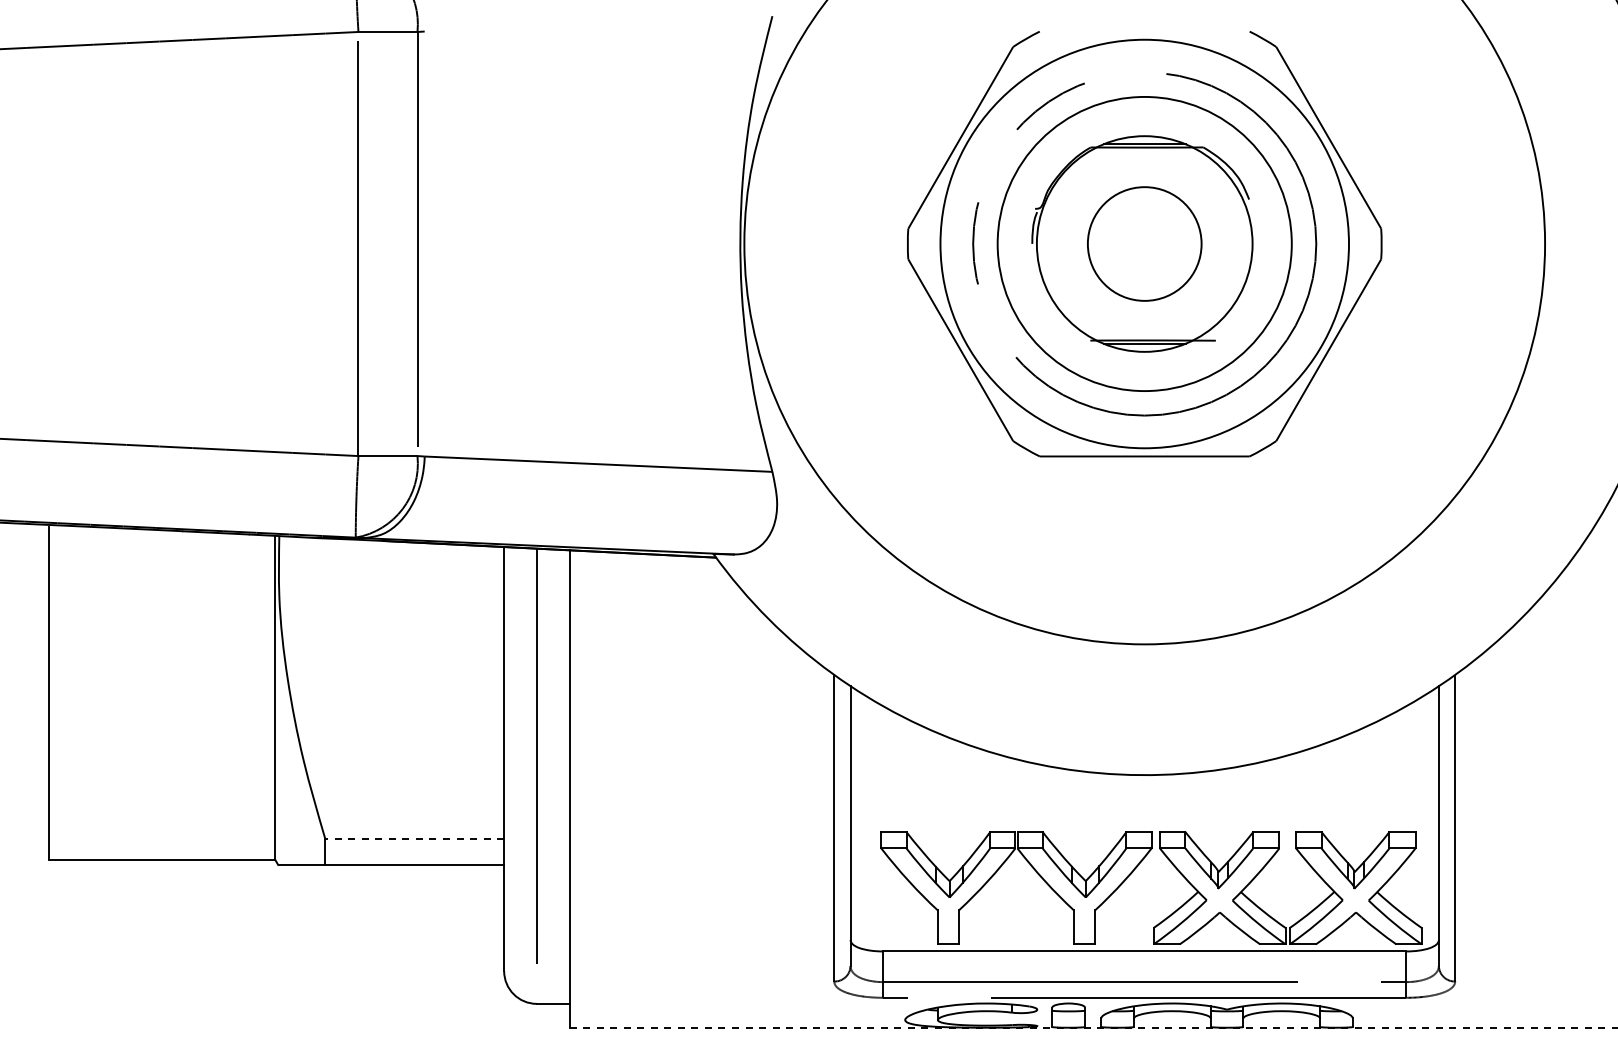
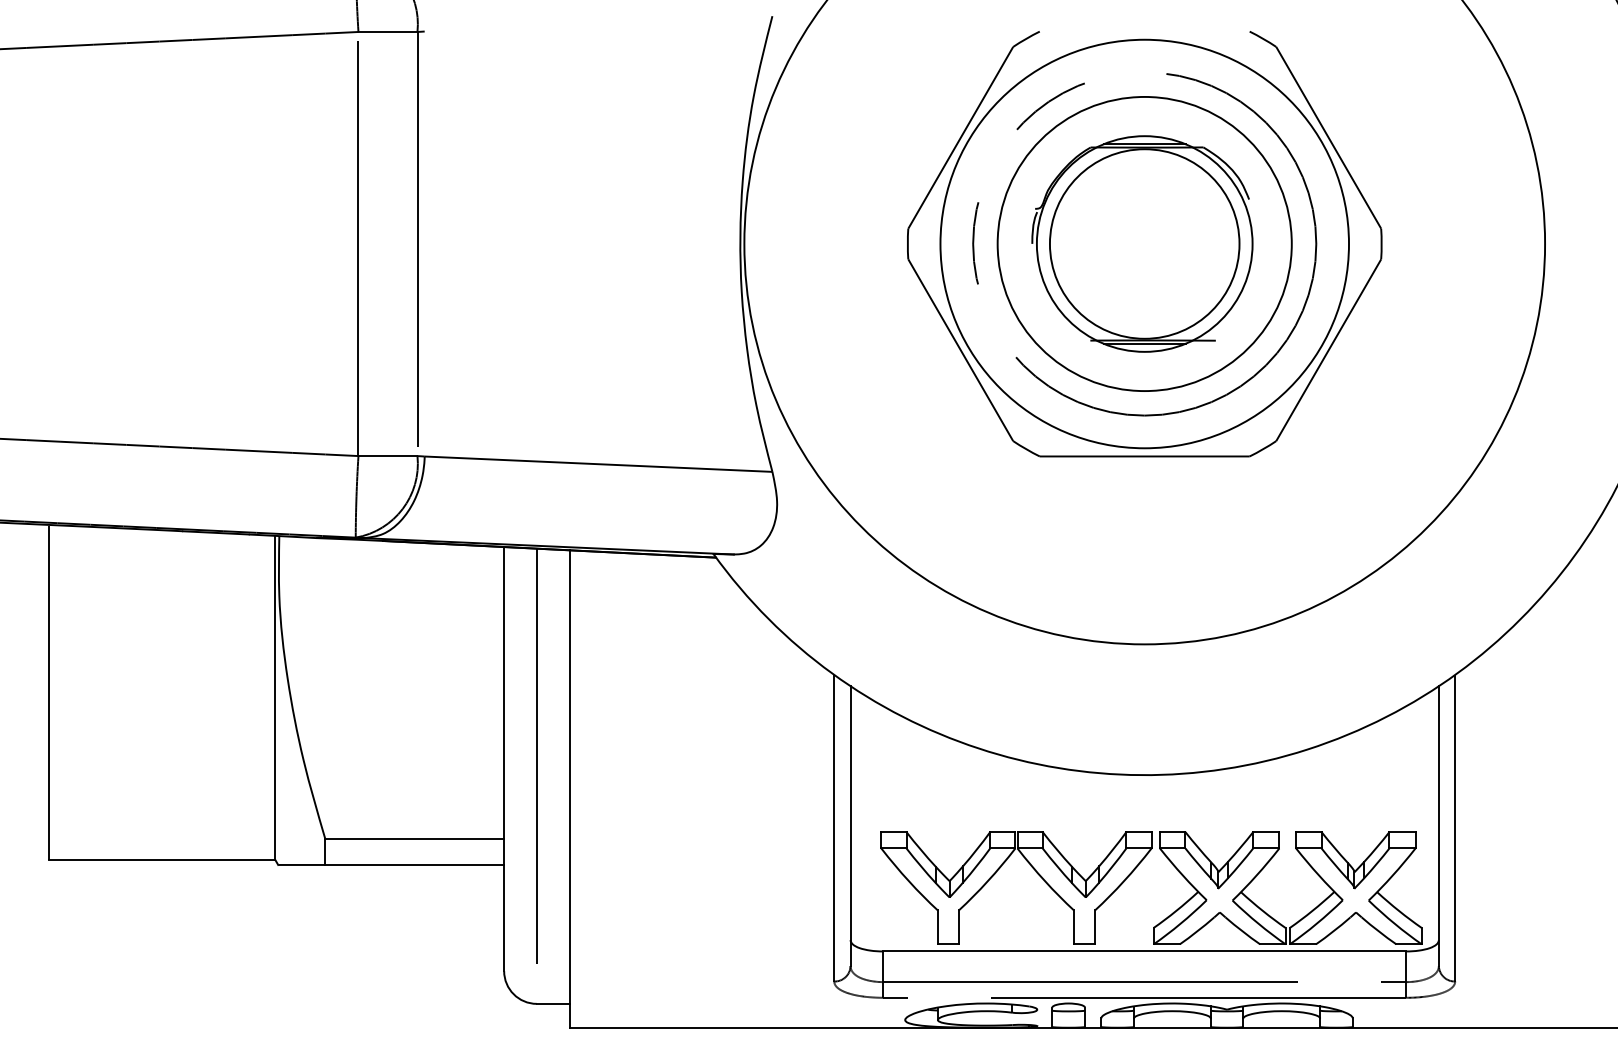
circle diameter: 114 px -> 190 px (1144, 243)
line: dashed -> solid (414, 839)
line: dashed -> solid (1094, 1028)
